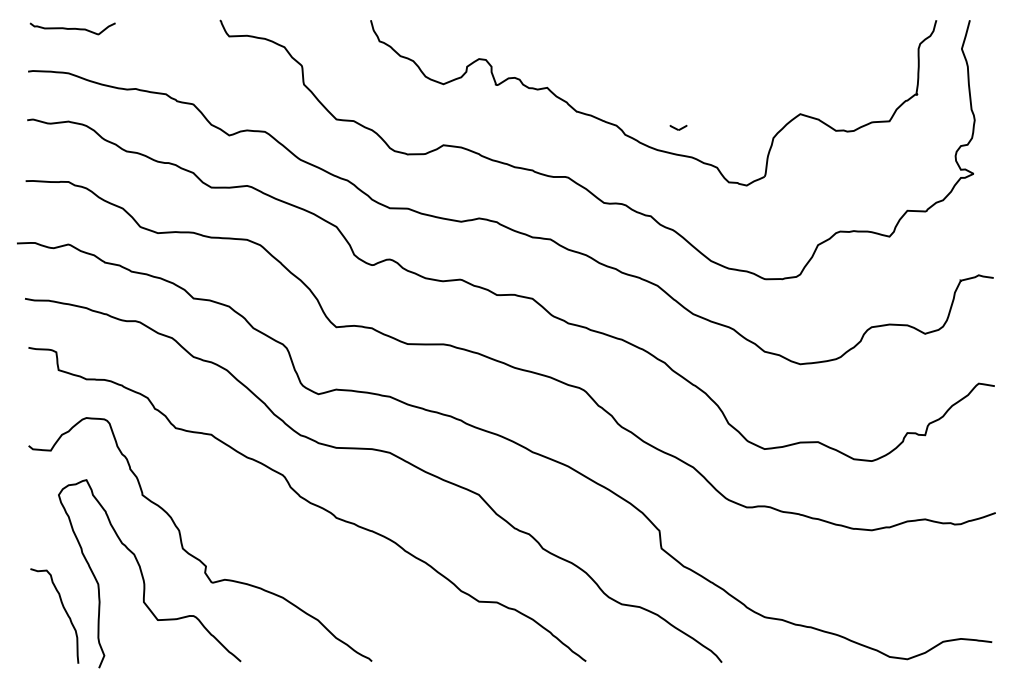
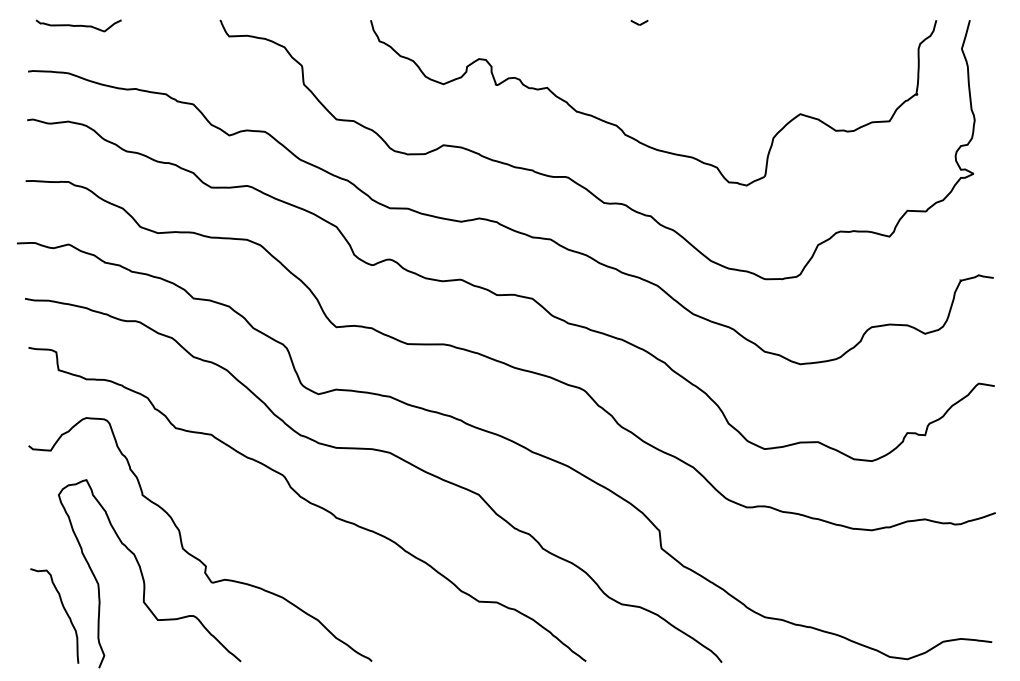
curve position: (72, 28) -> (78, 25) (78, 25)
part position: (678, 127) -> (639, 22) (639, 22)
